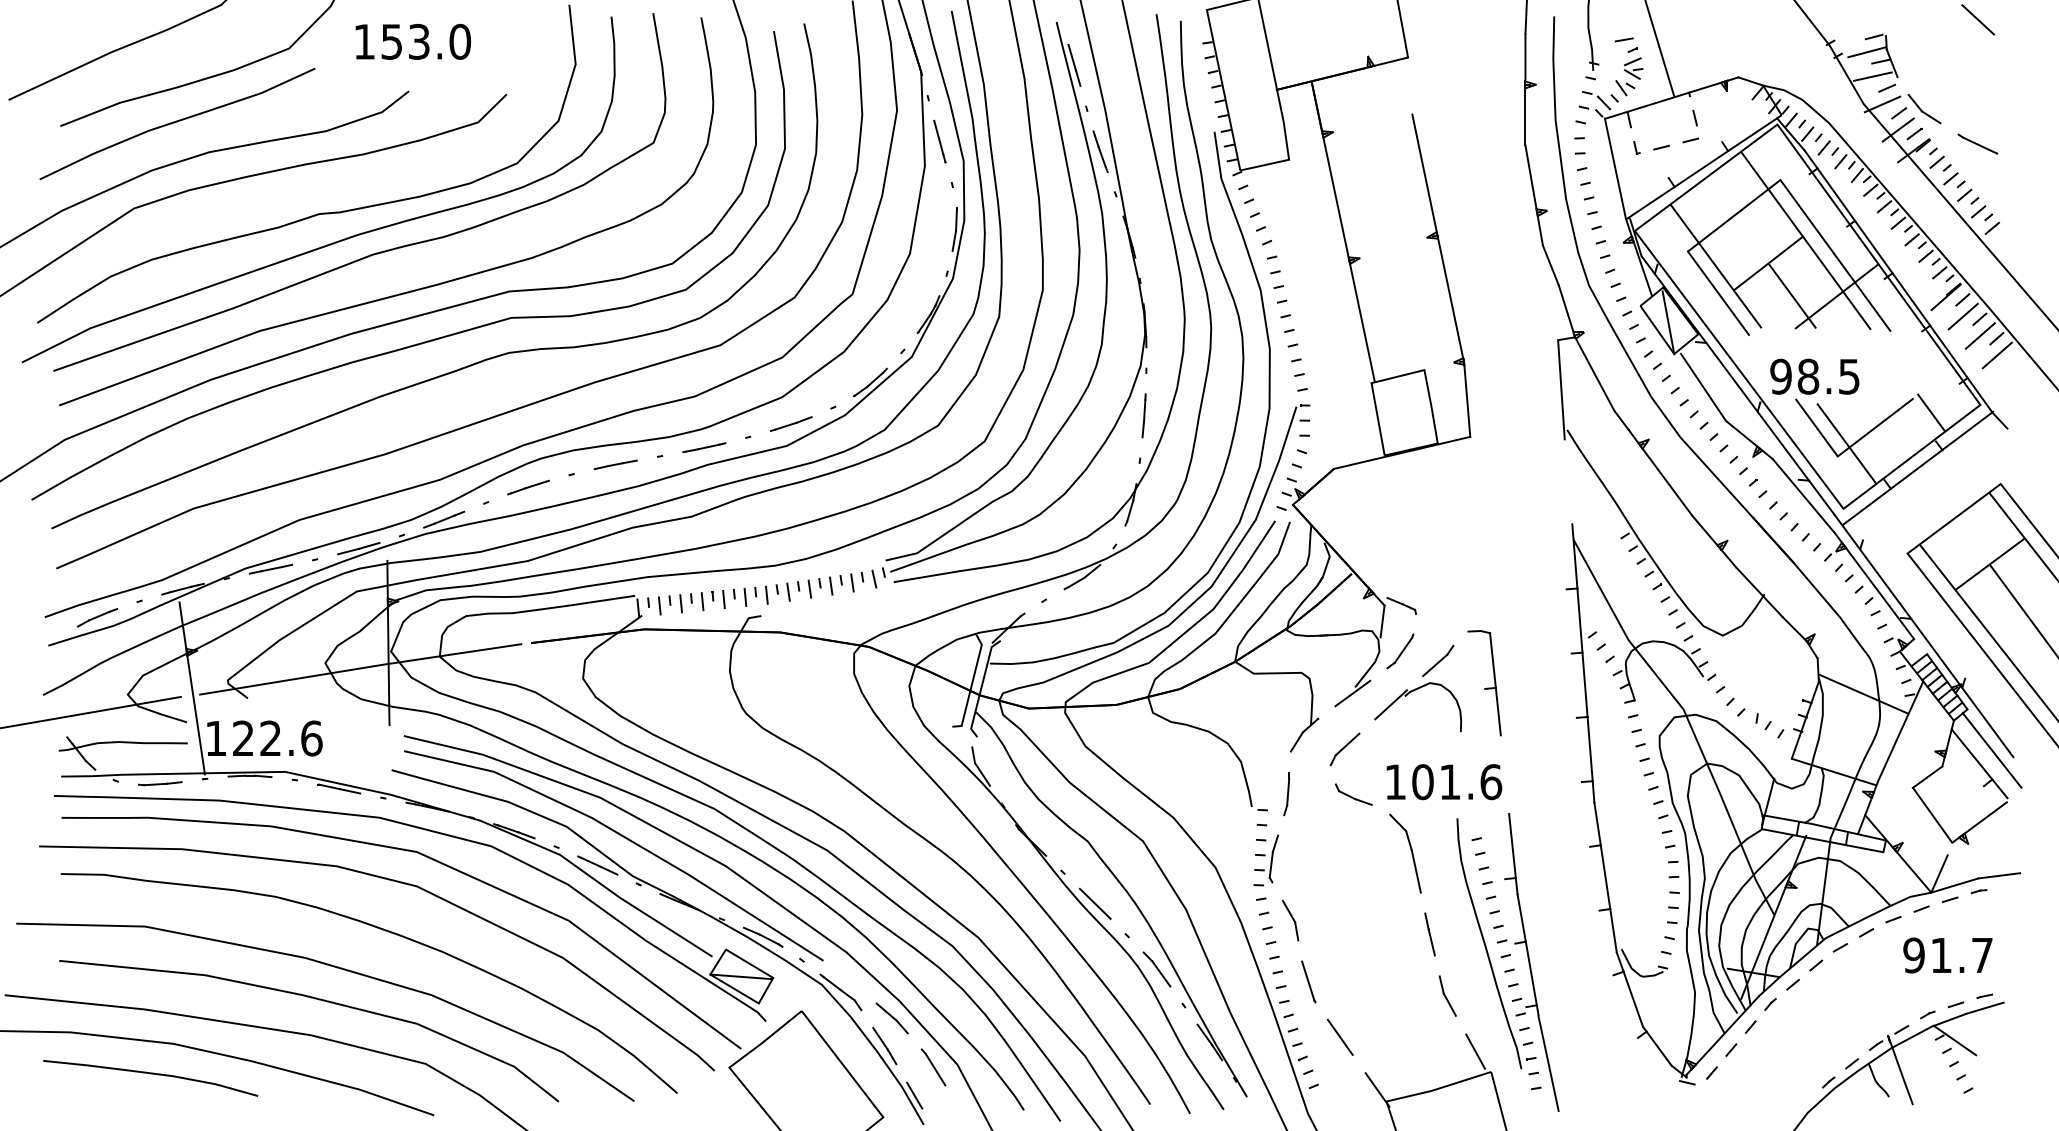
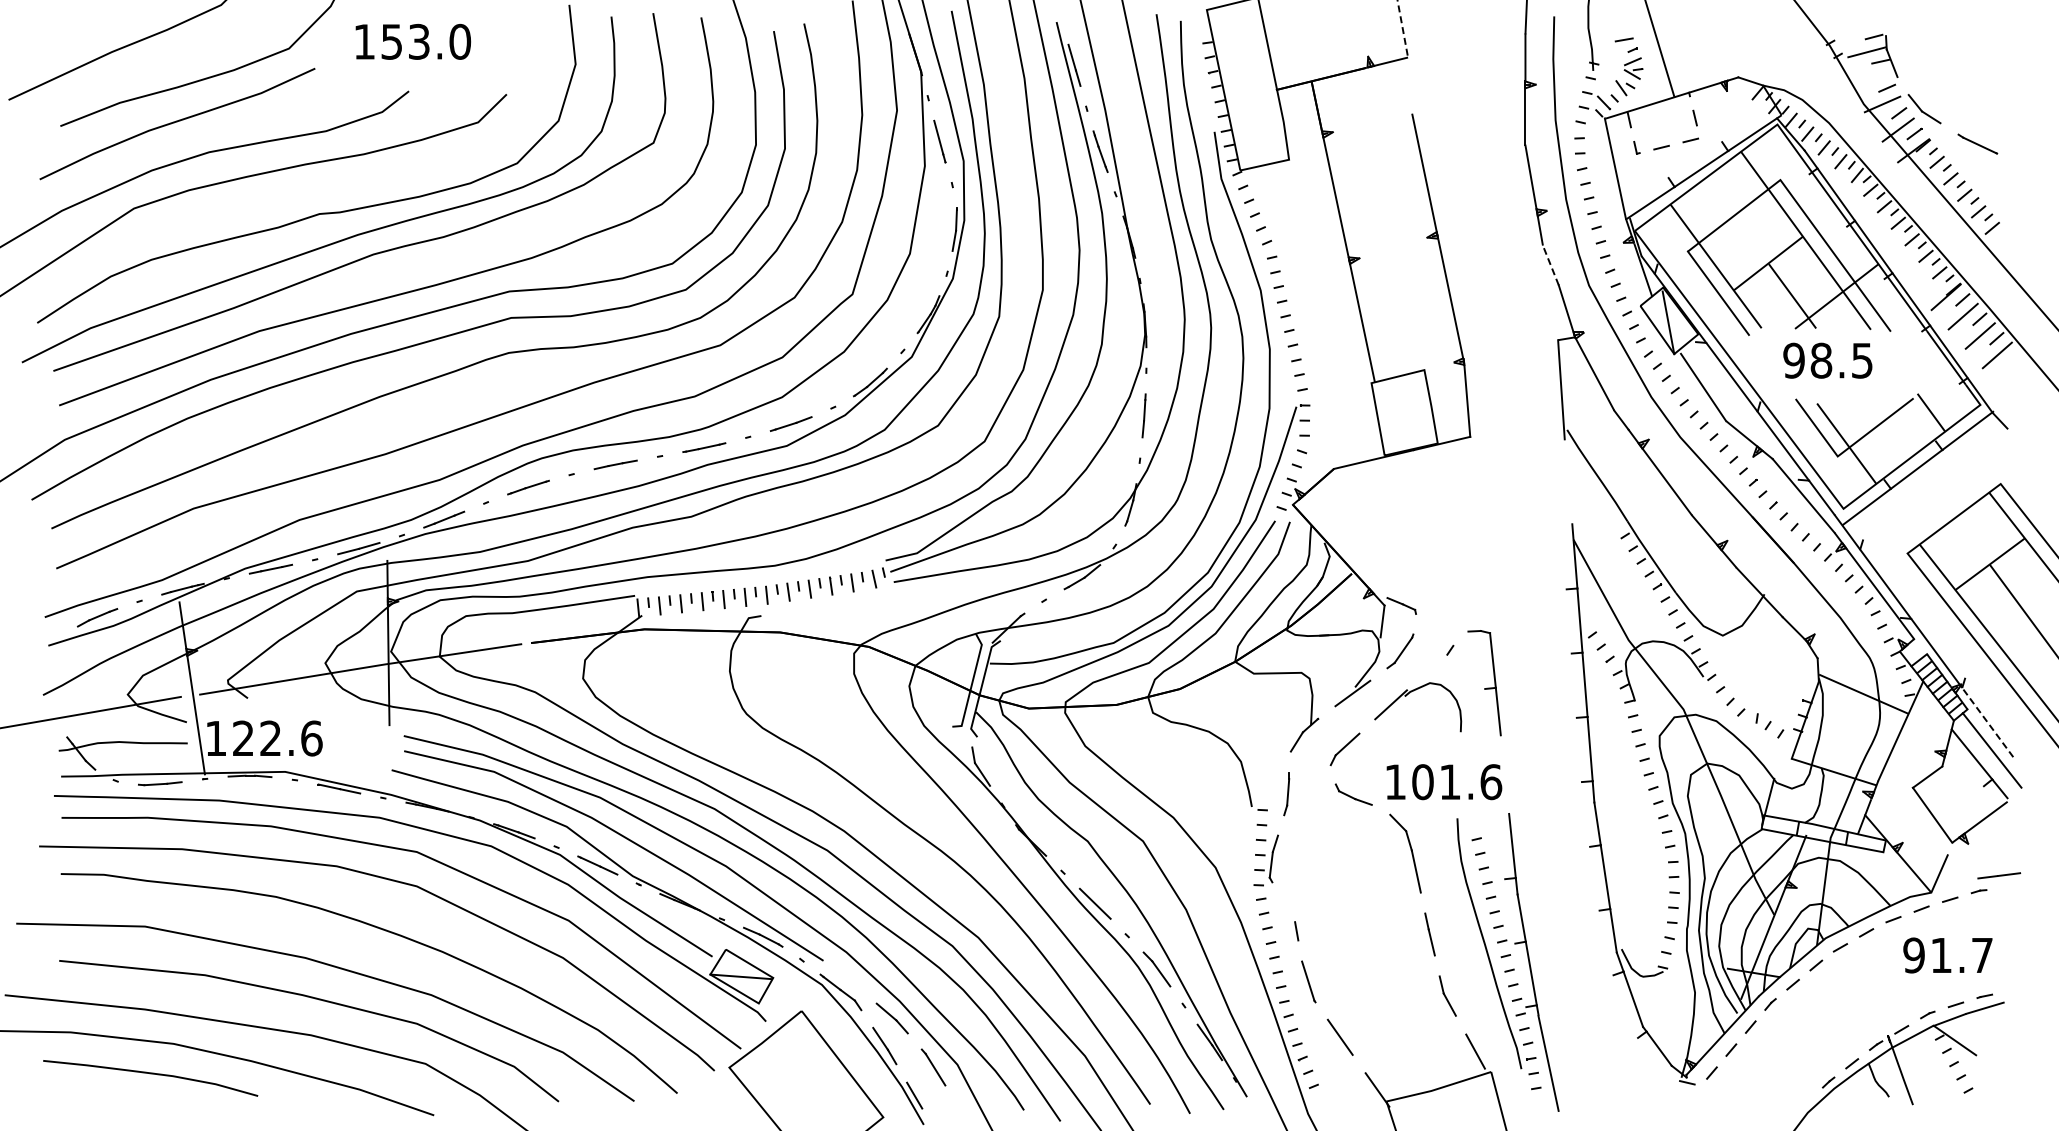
line: present -> none (1977, 19)
line: solid -> dashed (1402, 29)
line: present -> none (1872, 76)
line: solid -> dashed (1550, 265)
text position: (1814, 376) -> (1827, 360) (1827, 360)
line: present -> none (1435, 665)
line: solid -> dashed (1987, 722)
line: present -> none (1954, 885)
line: present -> none (1288, 911)
